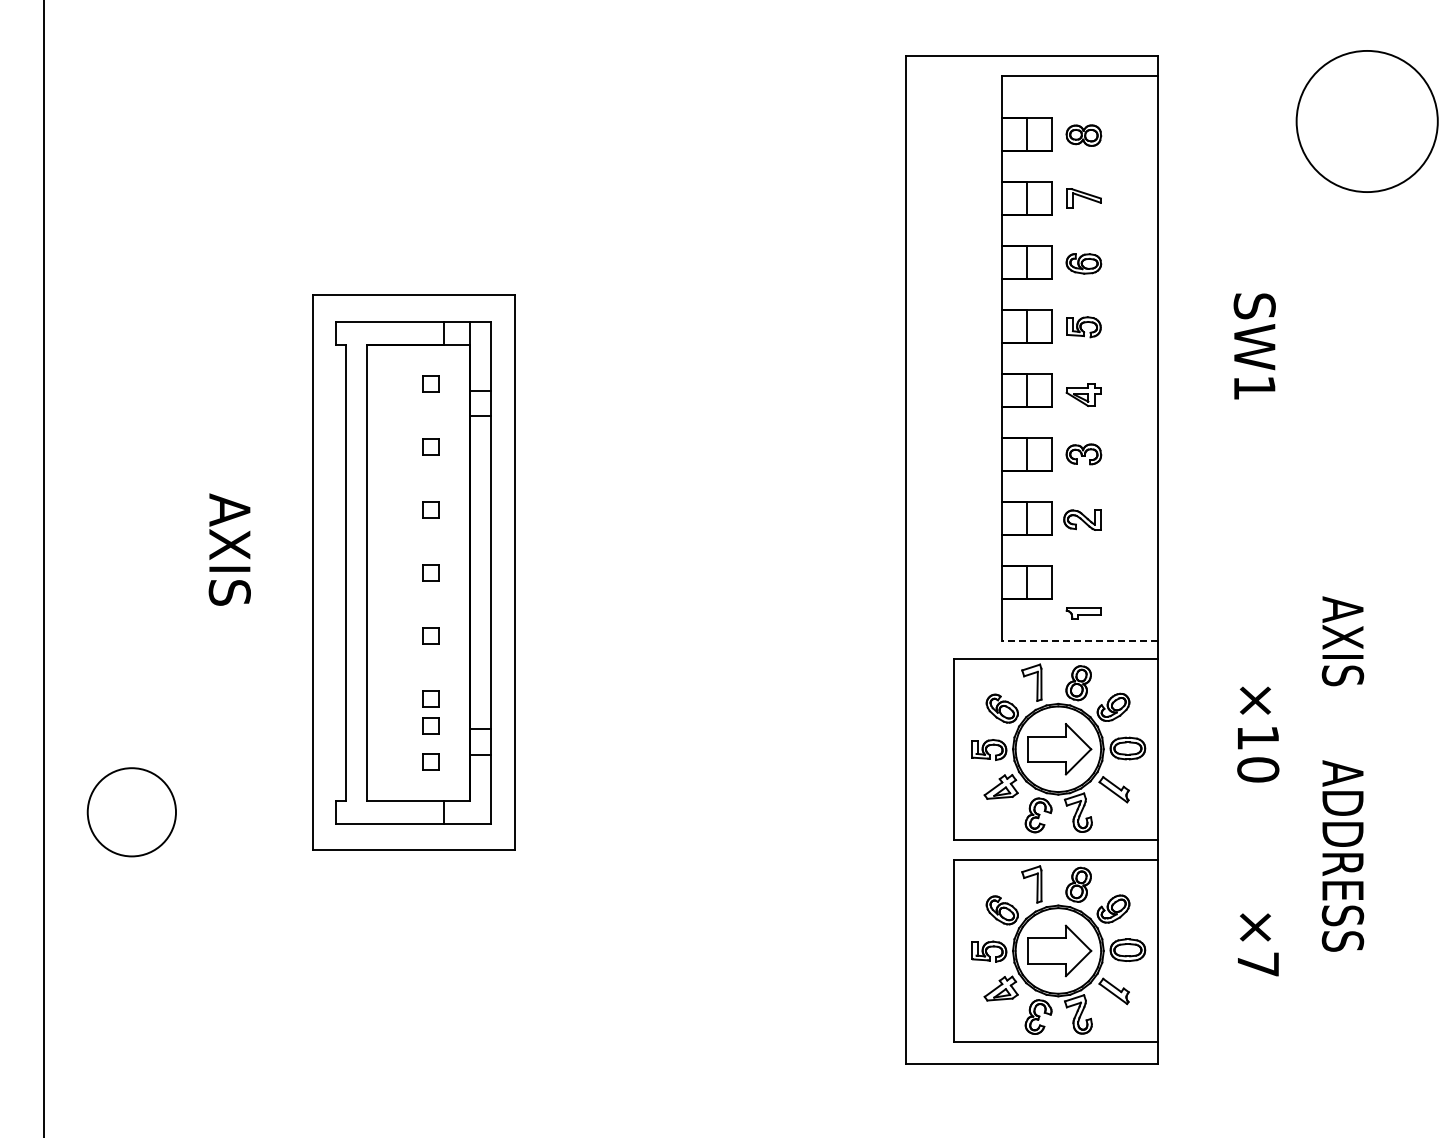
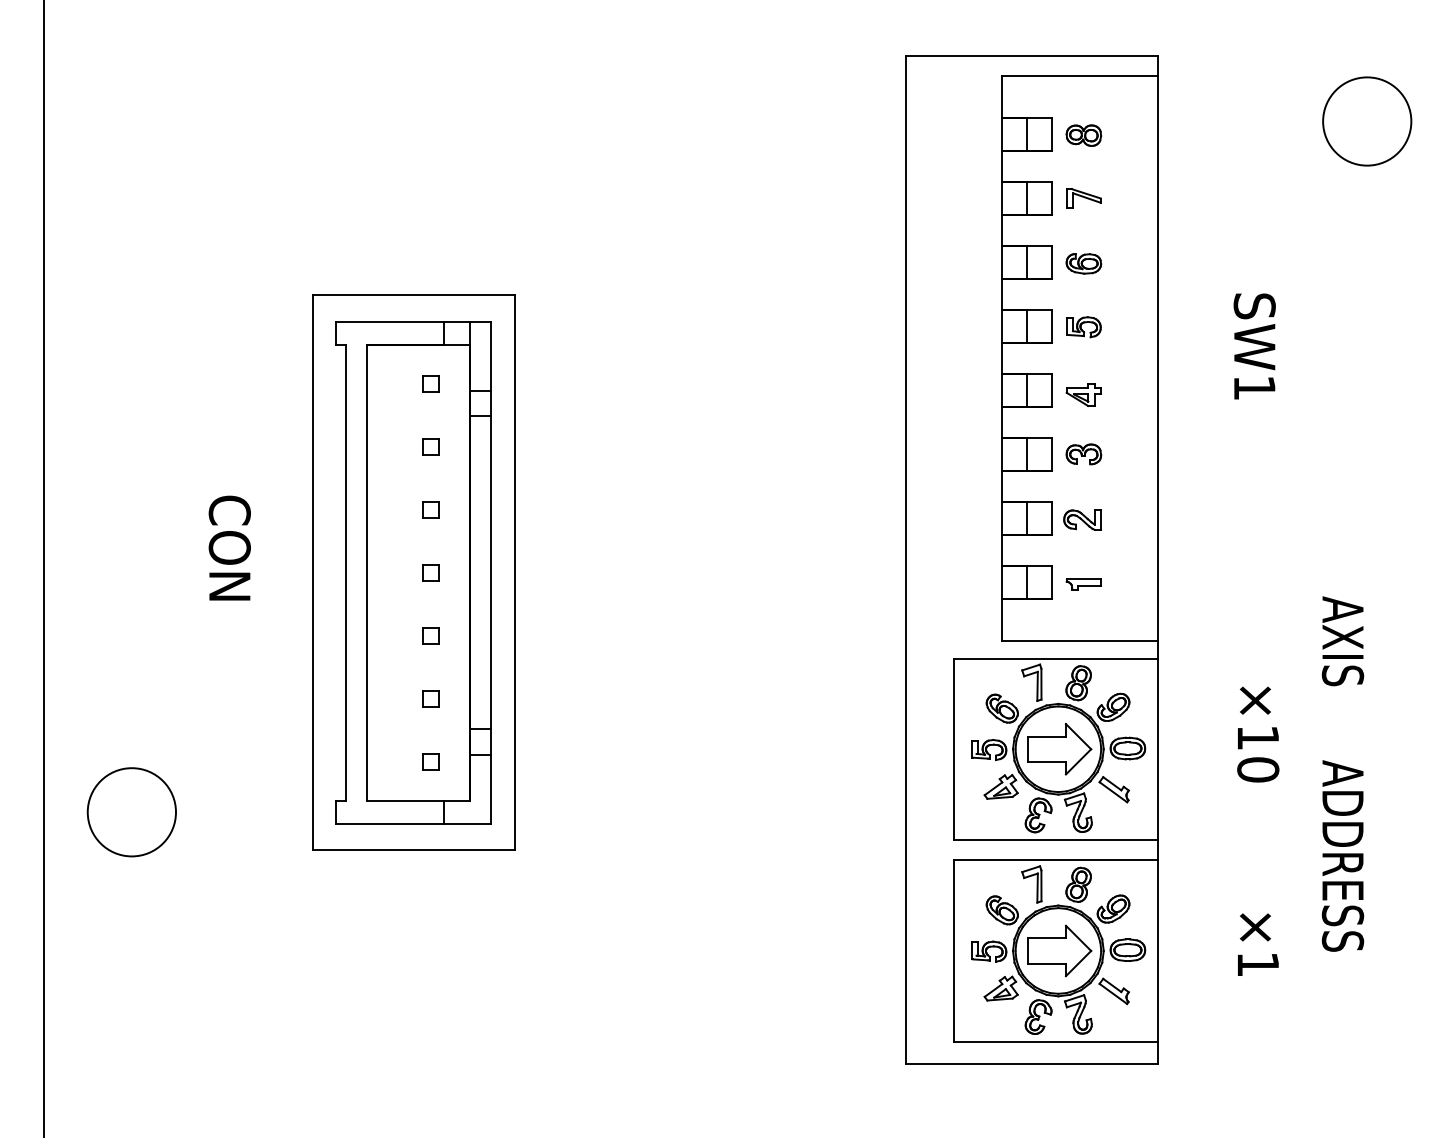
circle diameter: 141 px -> 88 px (1367, 121)
text: AXIS -> CON (229, 549)
part position: (1083, 613) -> (1083, 584) (1083, 584)
line: dashed -> solid (1079, 640)
part: present -> none (430, 725)
text: ×7 -> ×1 (1258, 964)
